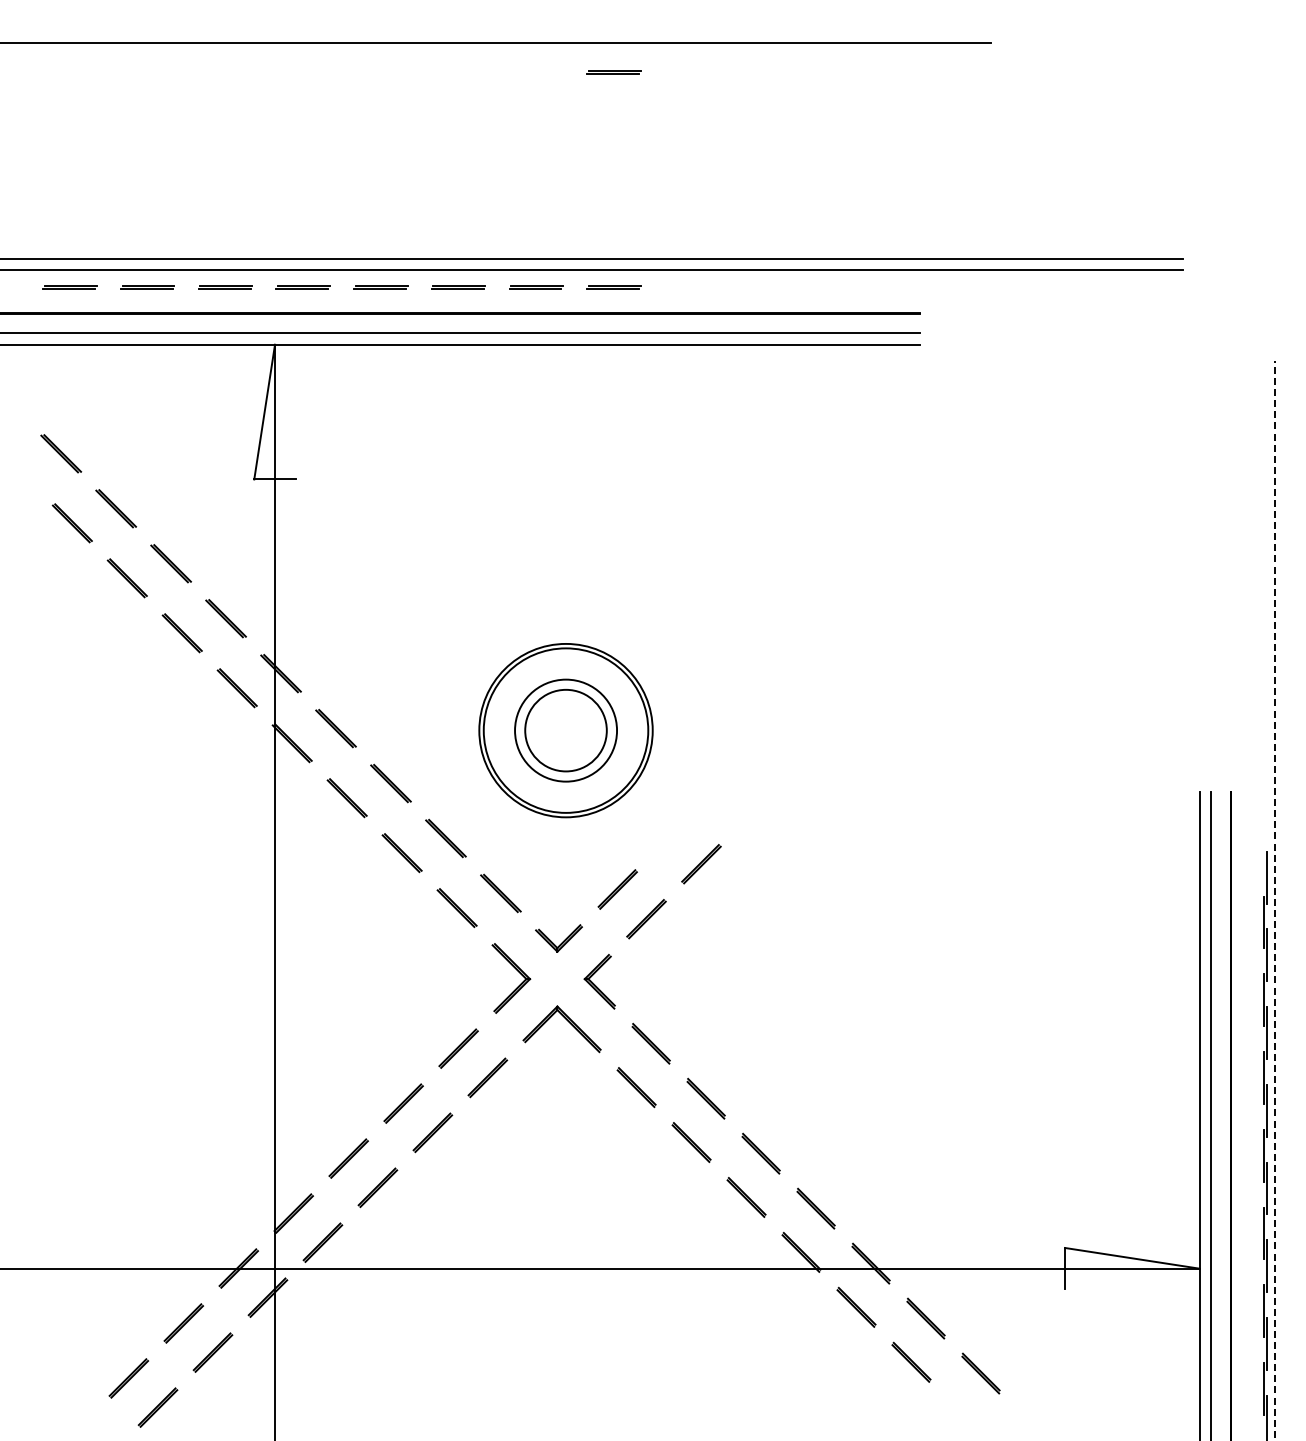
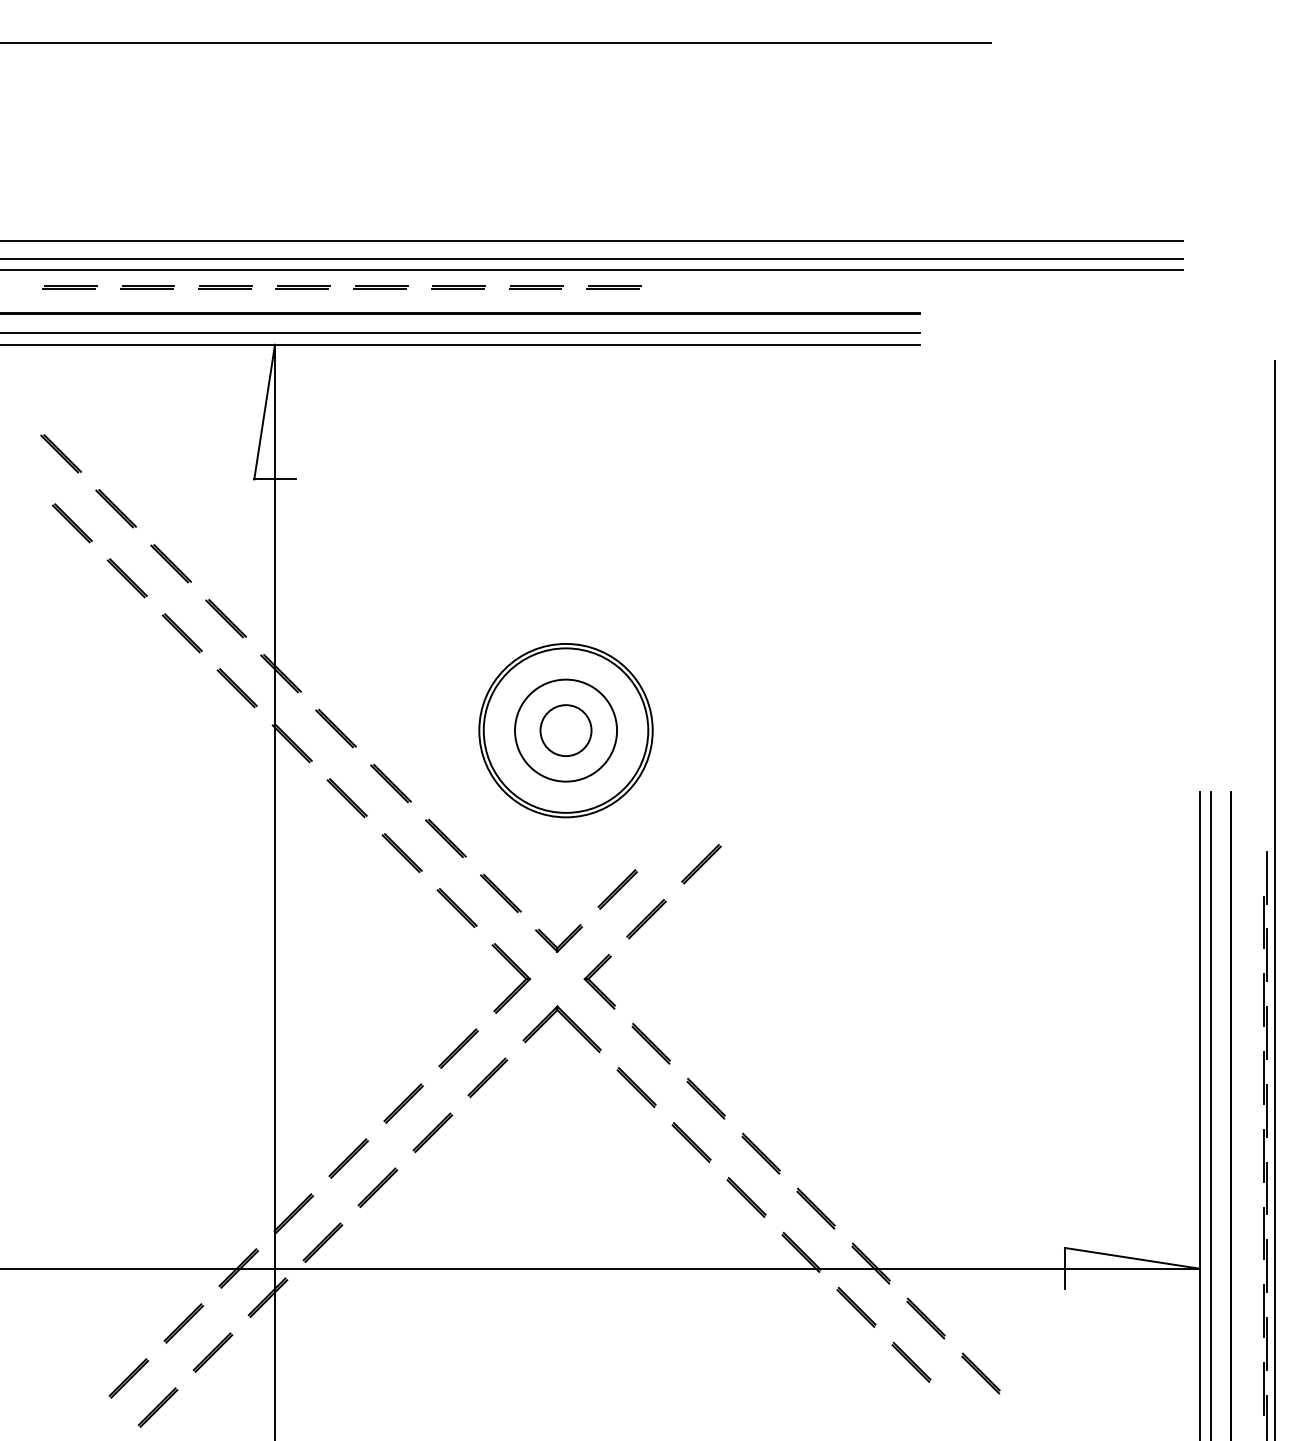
line: present -> none (613, 71)
line: none -> present (592, 241)
circle diameter: 82 px -> 51 px (565, 730)
line: dashed -> solid (1274, 900)
